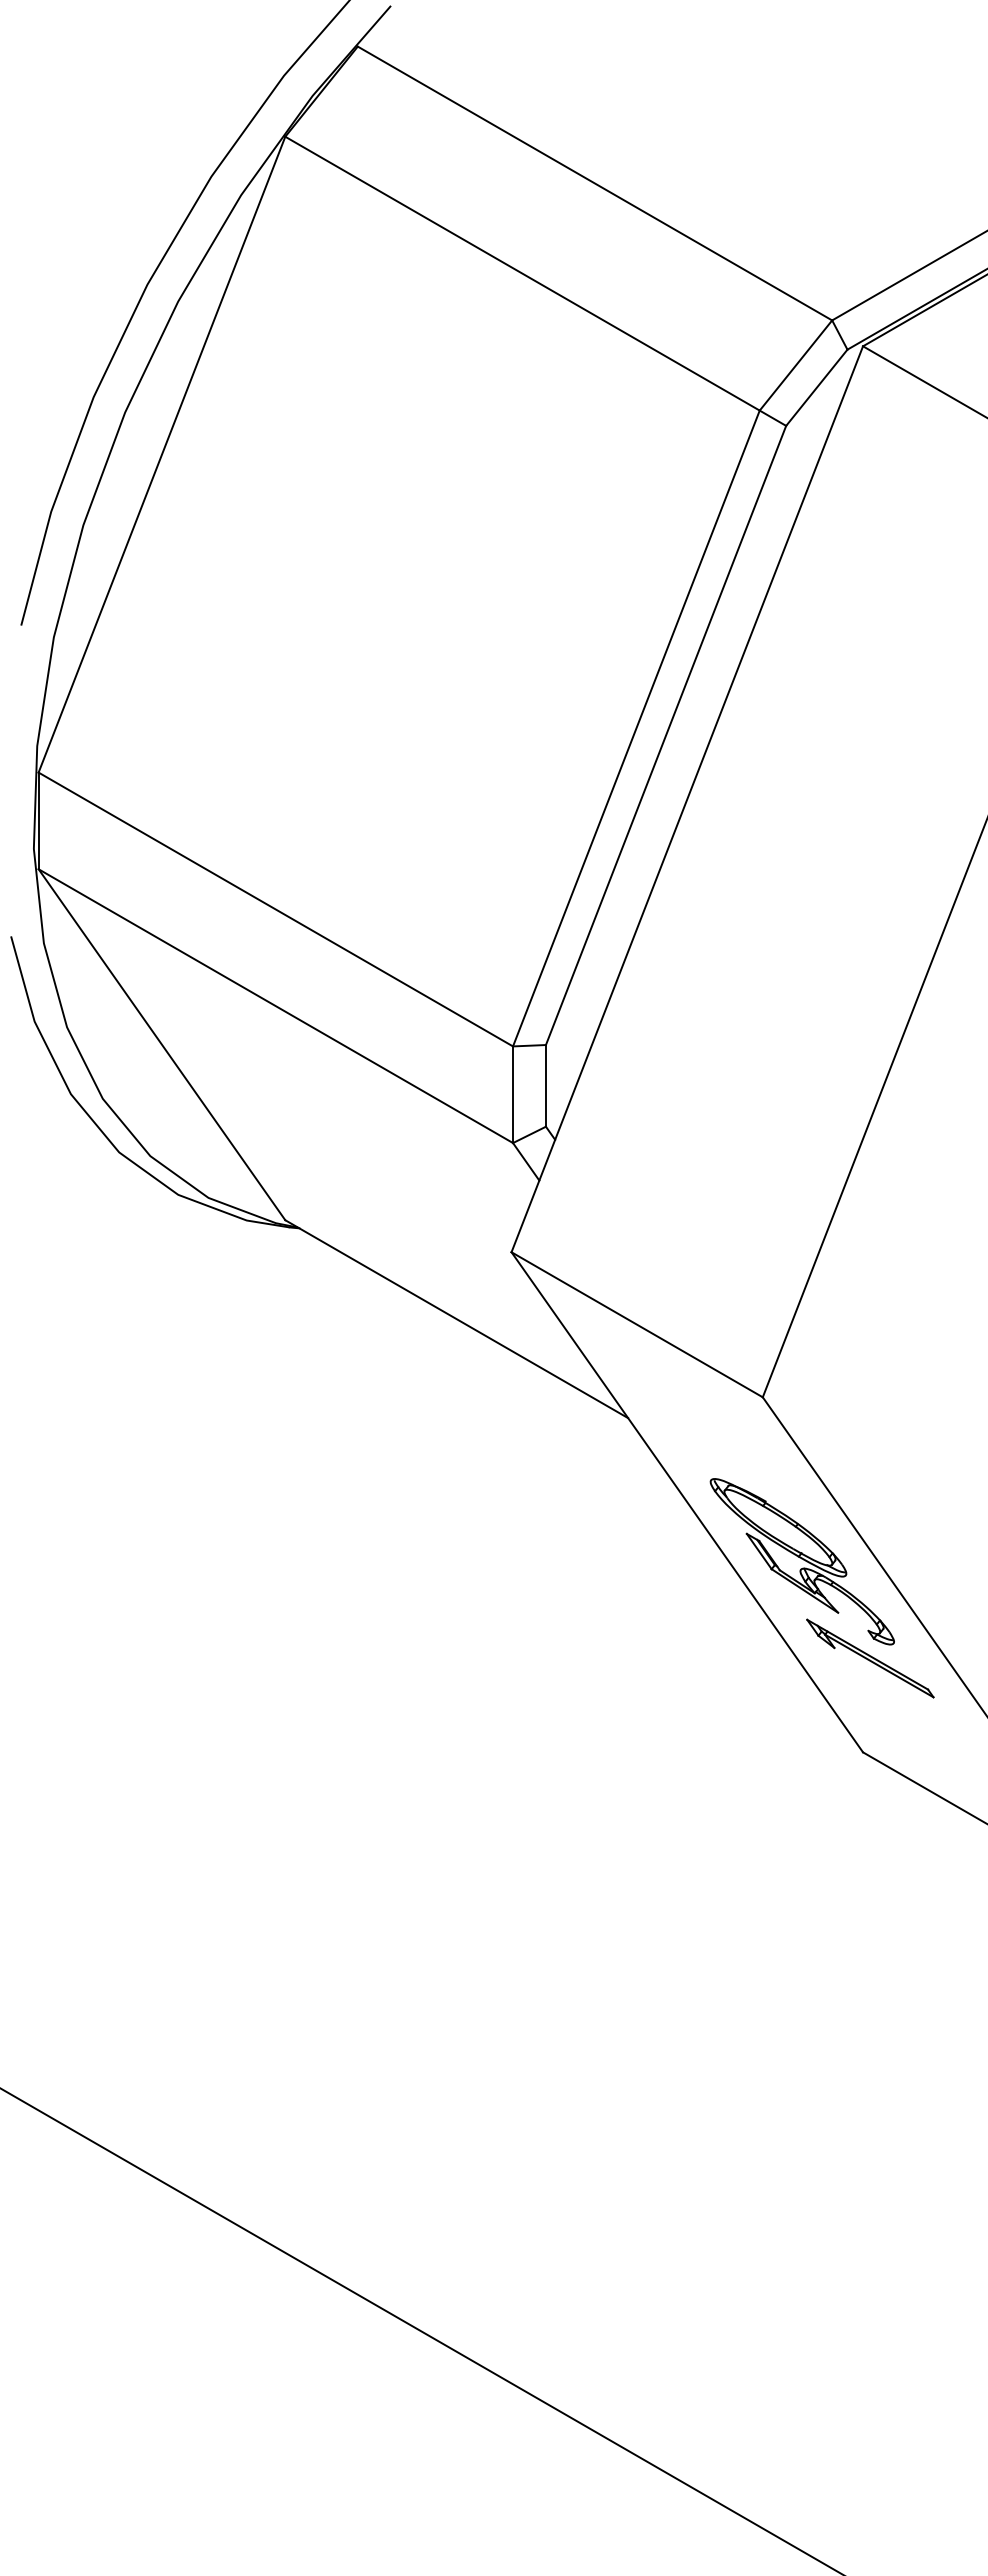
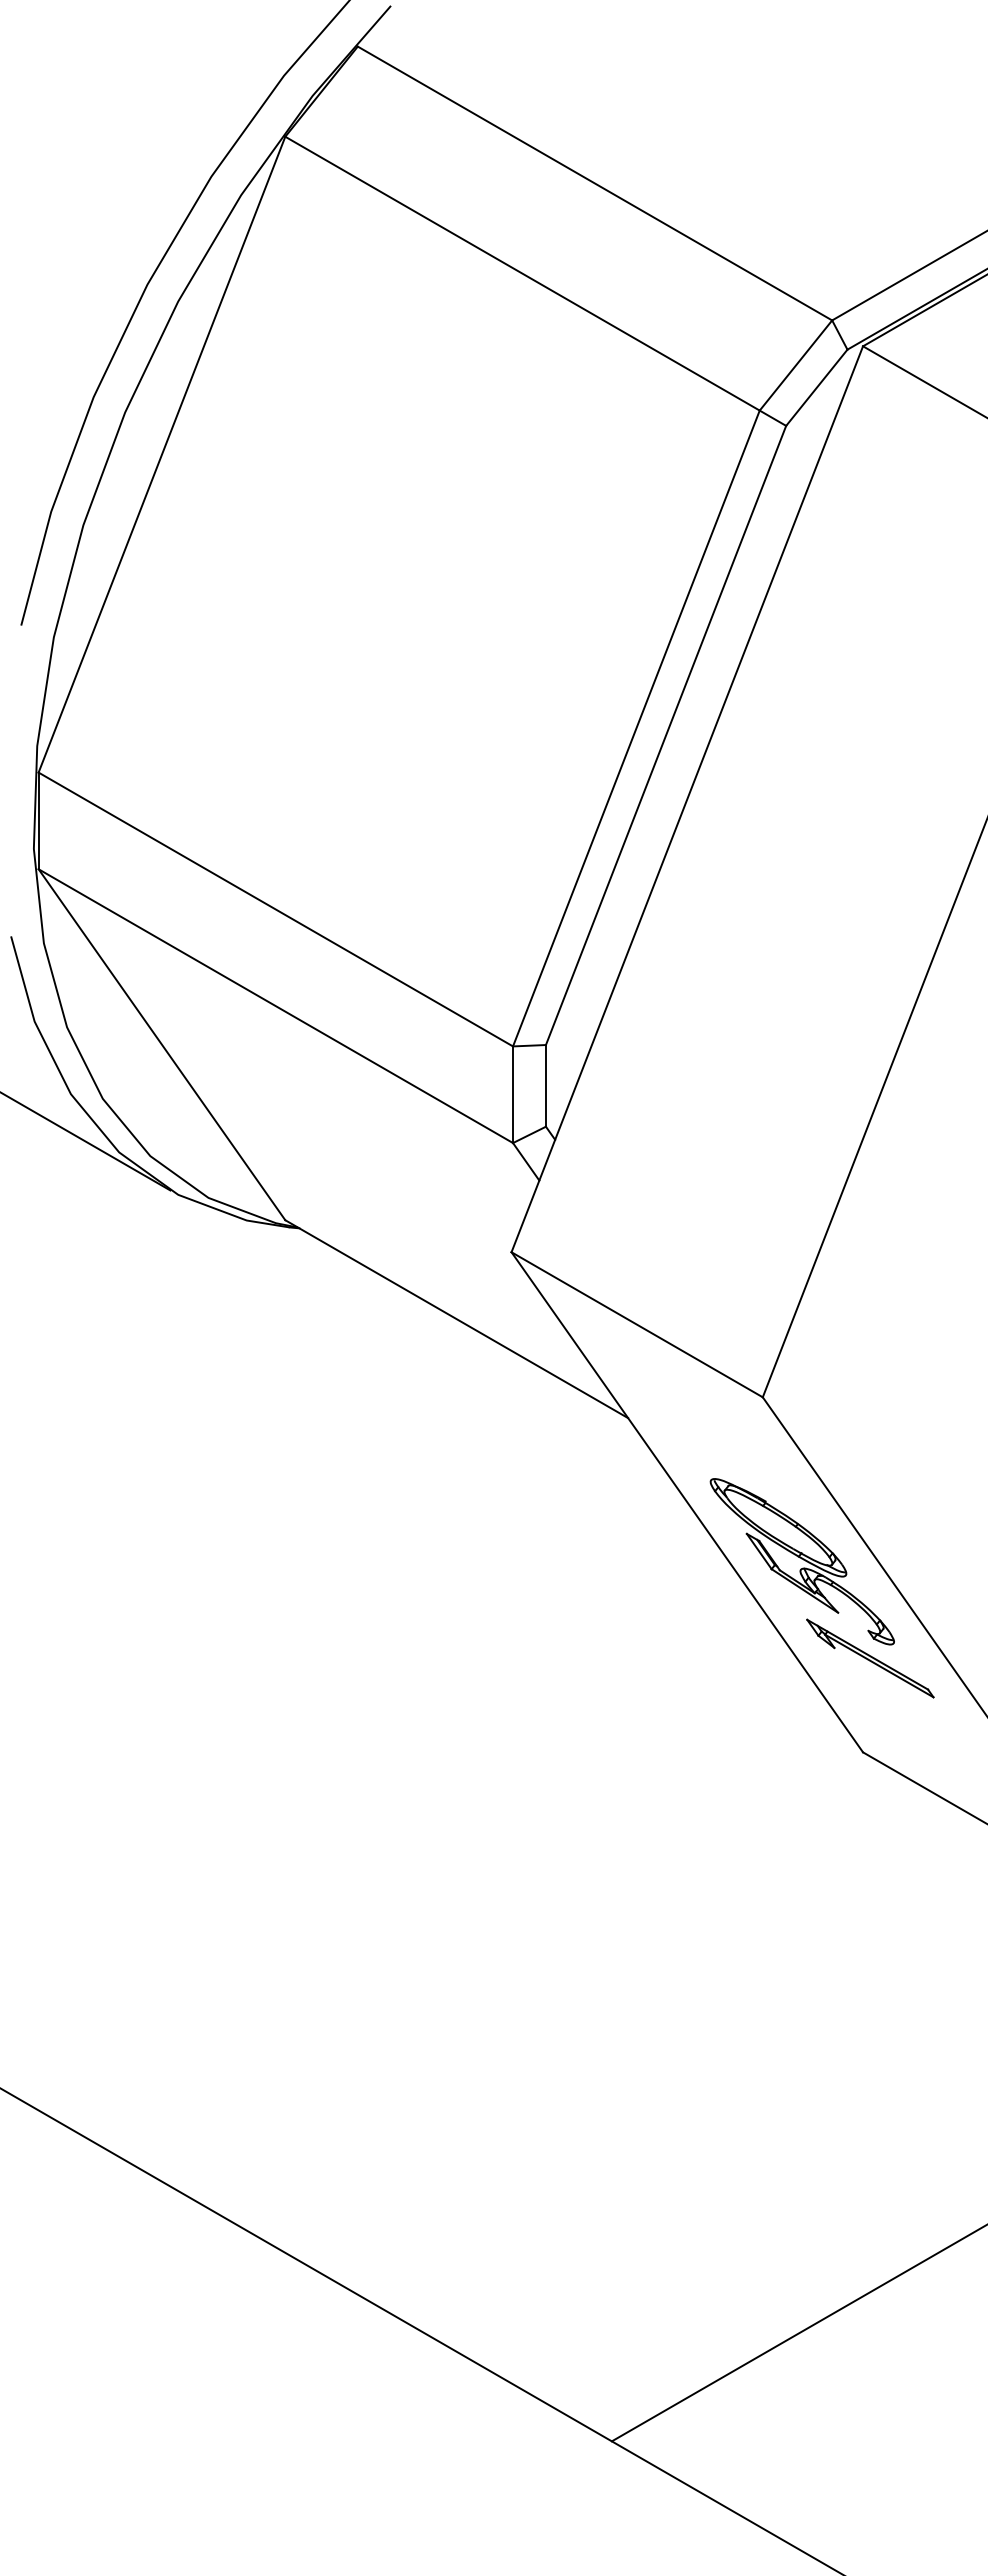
line: none -> present (86, 1141)
line: none -> present (797, 2333)
